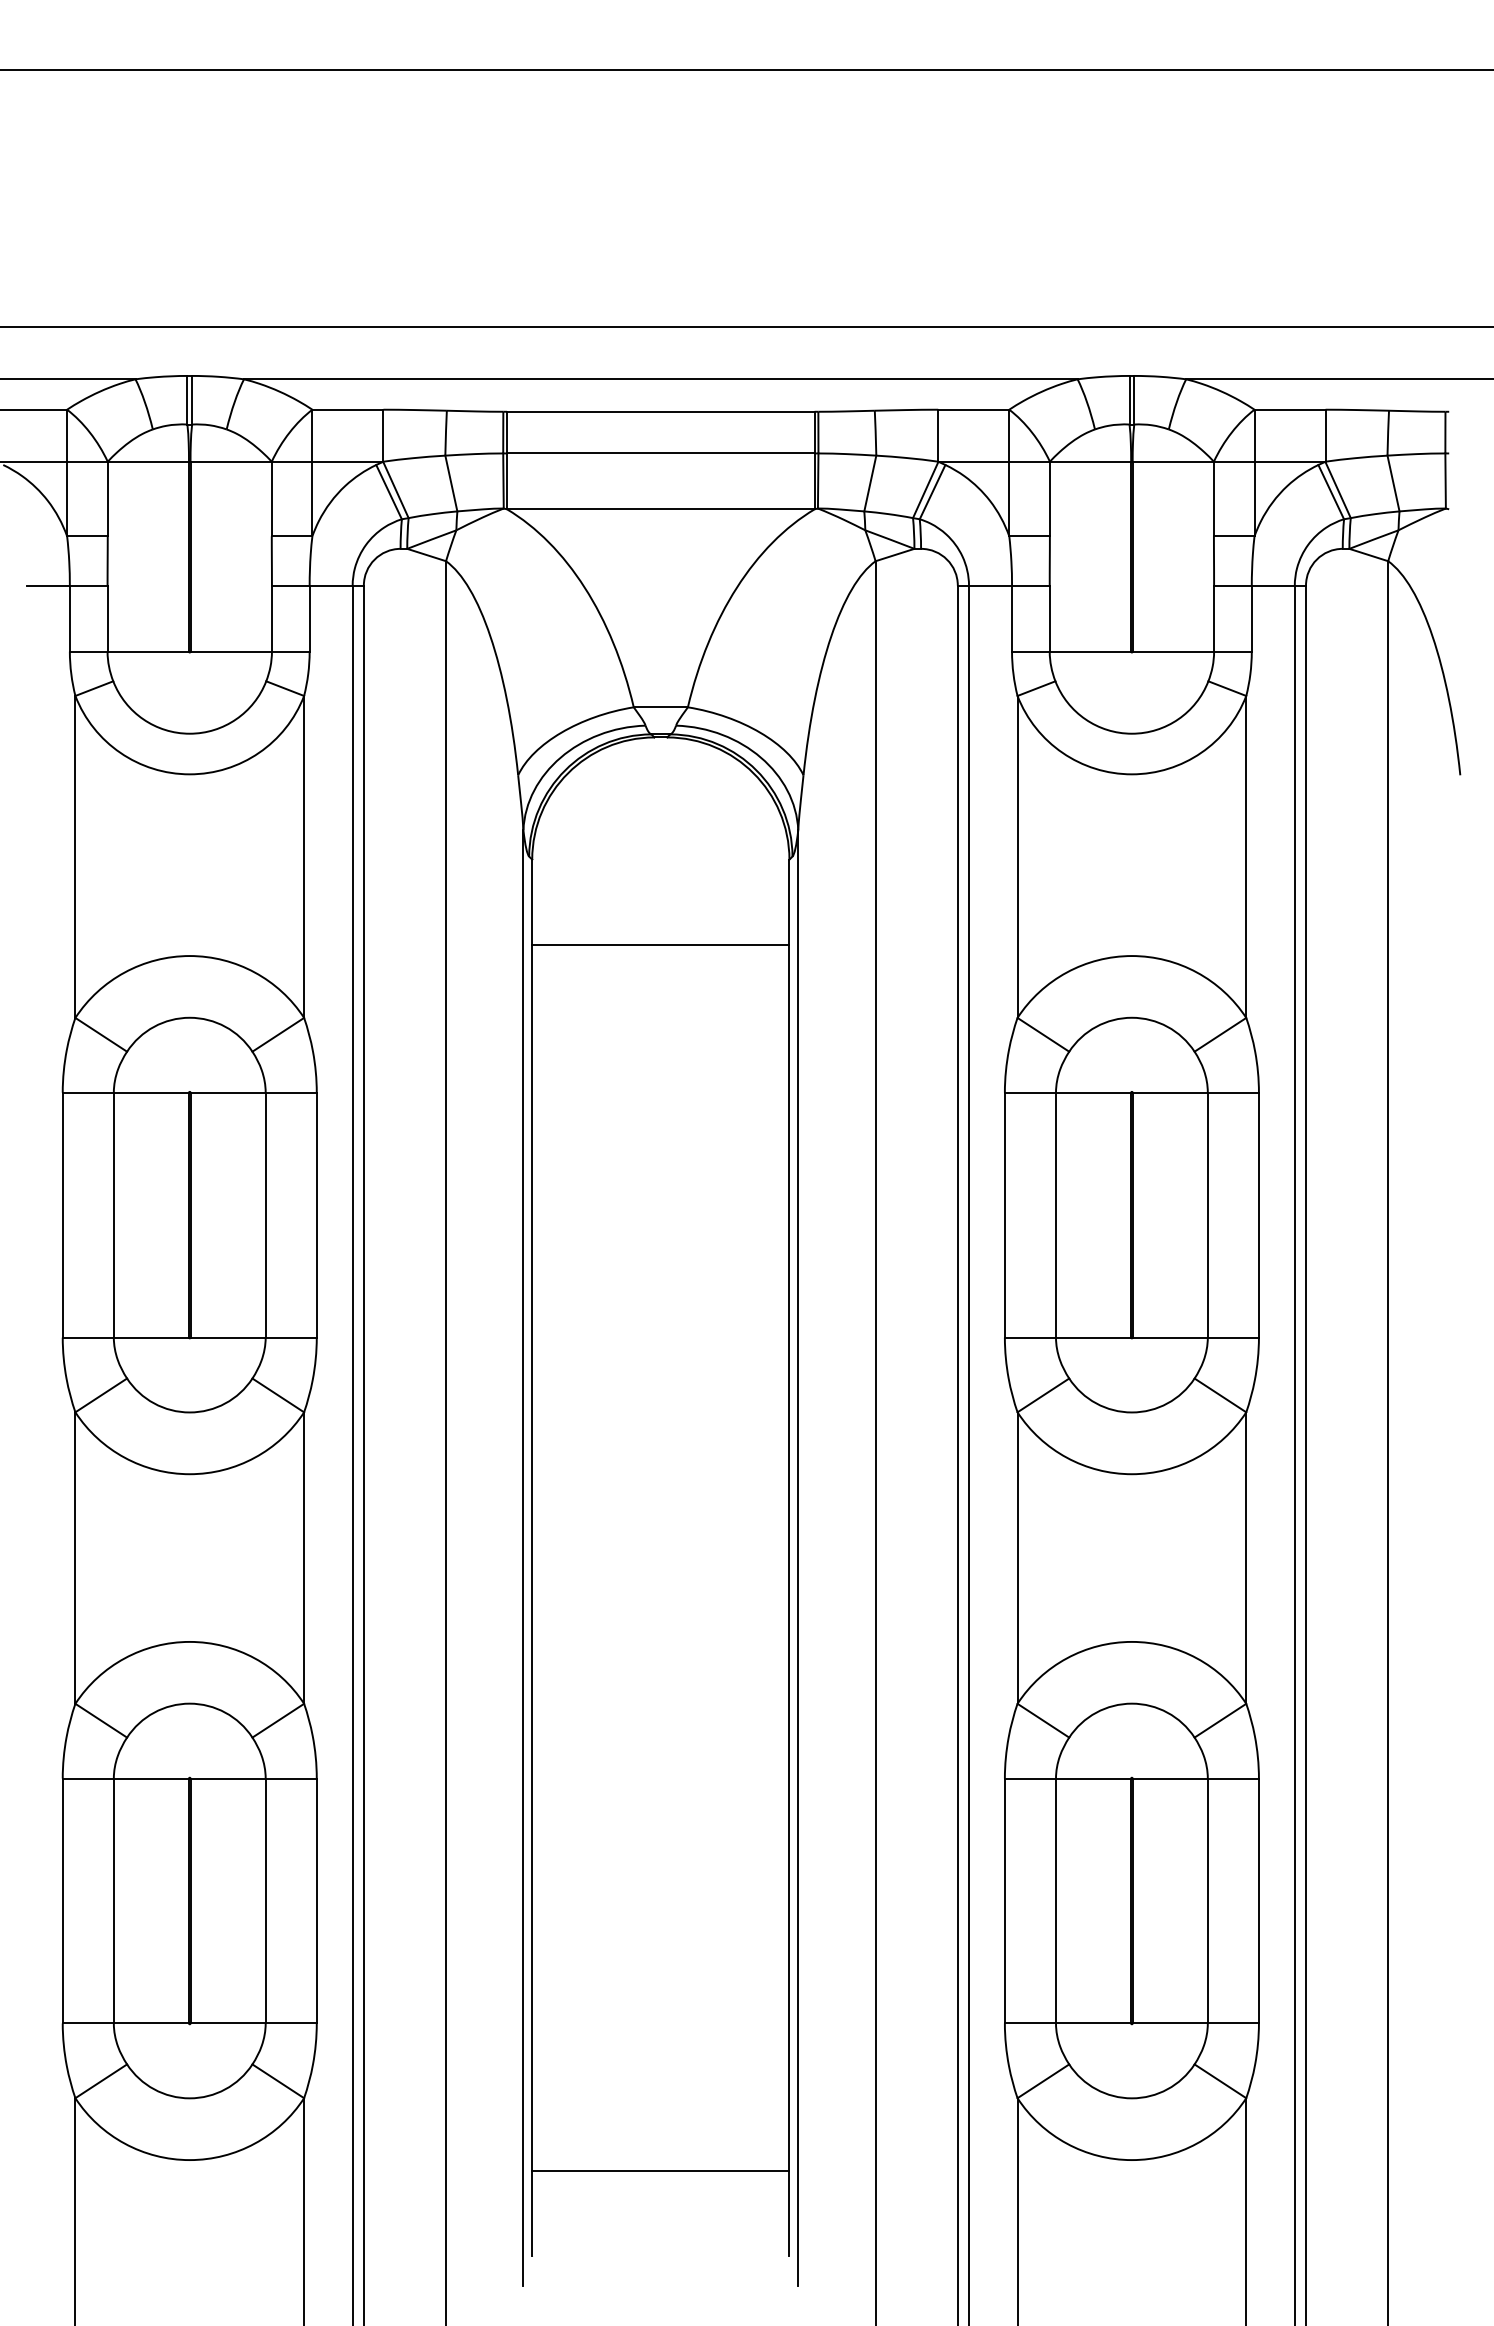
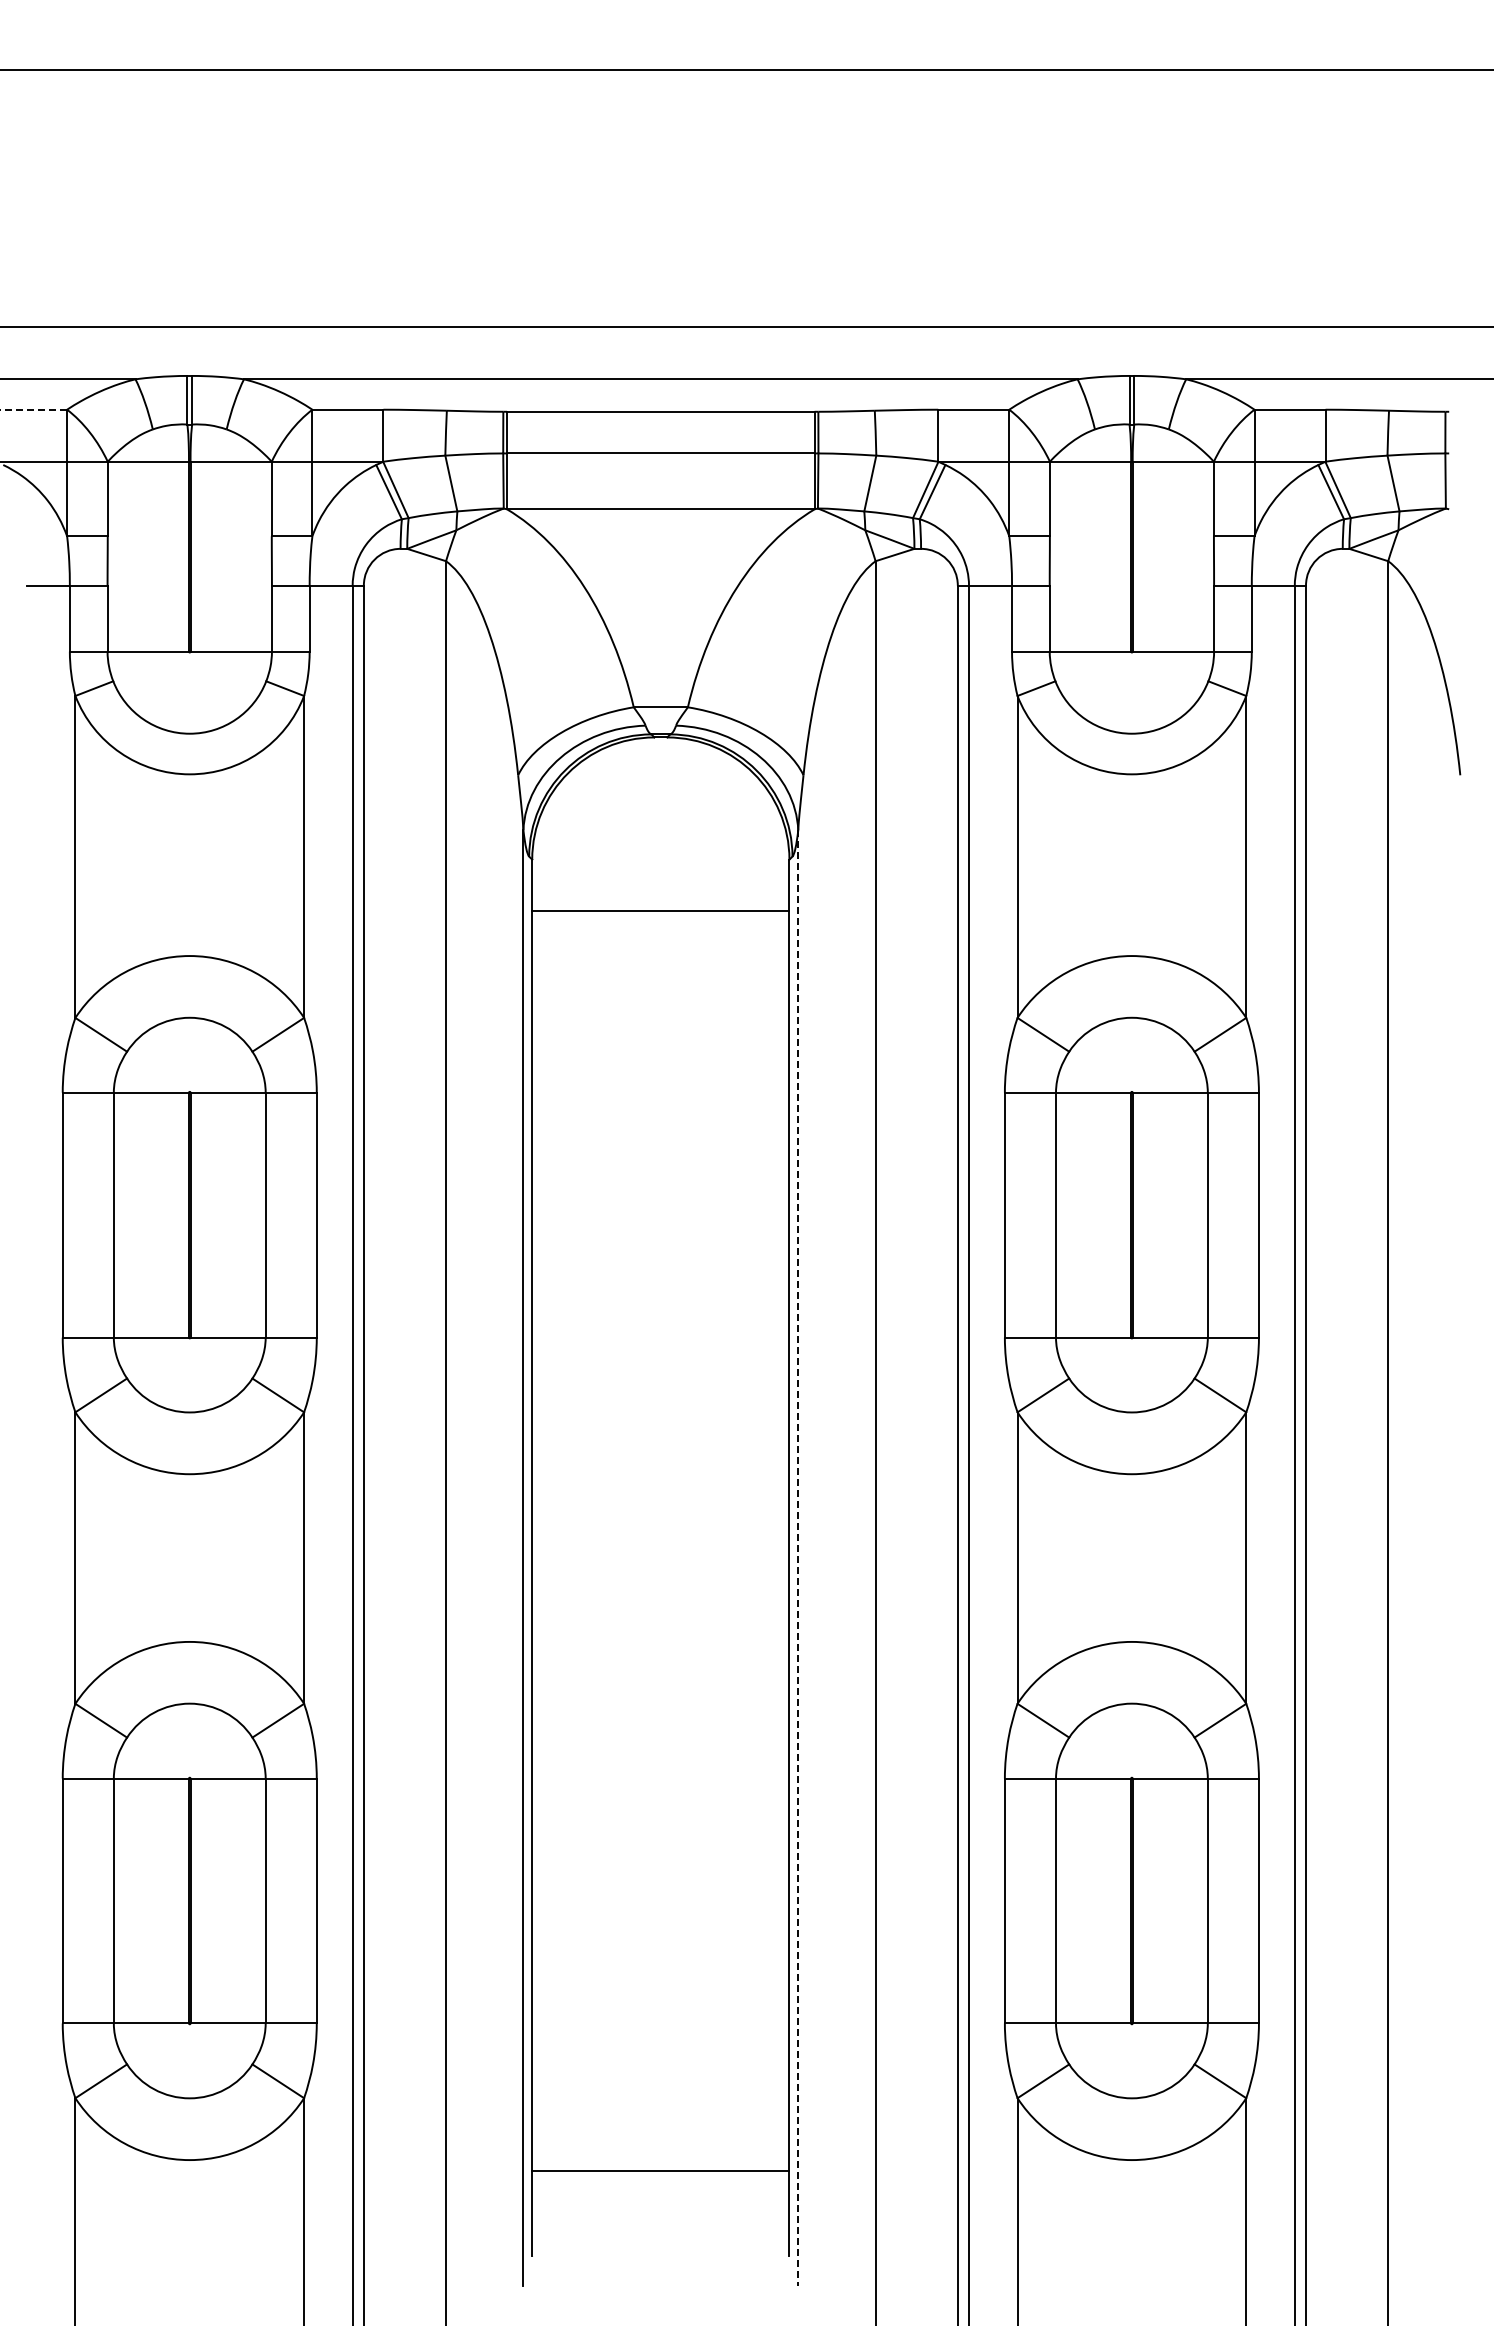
line: solid -> dashed (33, 409)
line position: (660, 944) -> (660, 910) (660, 910)
line: solid -> dashed (798, 1558)
